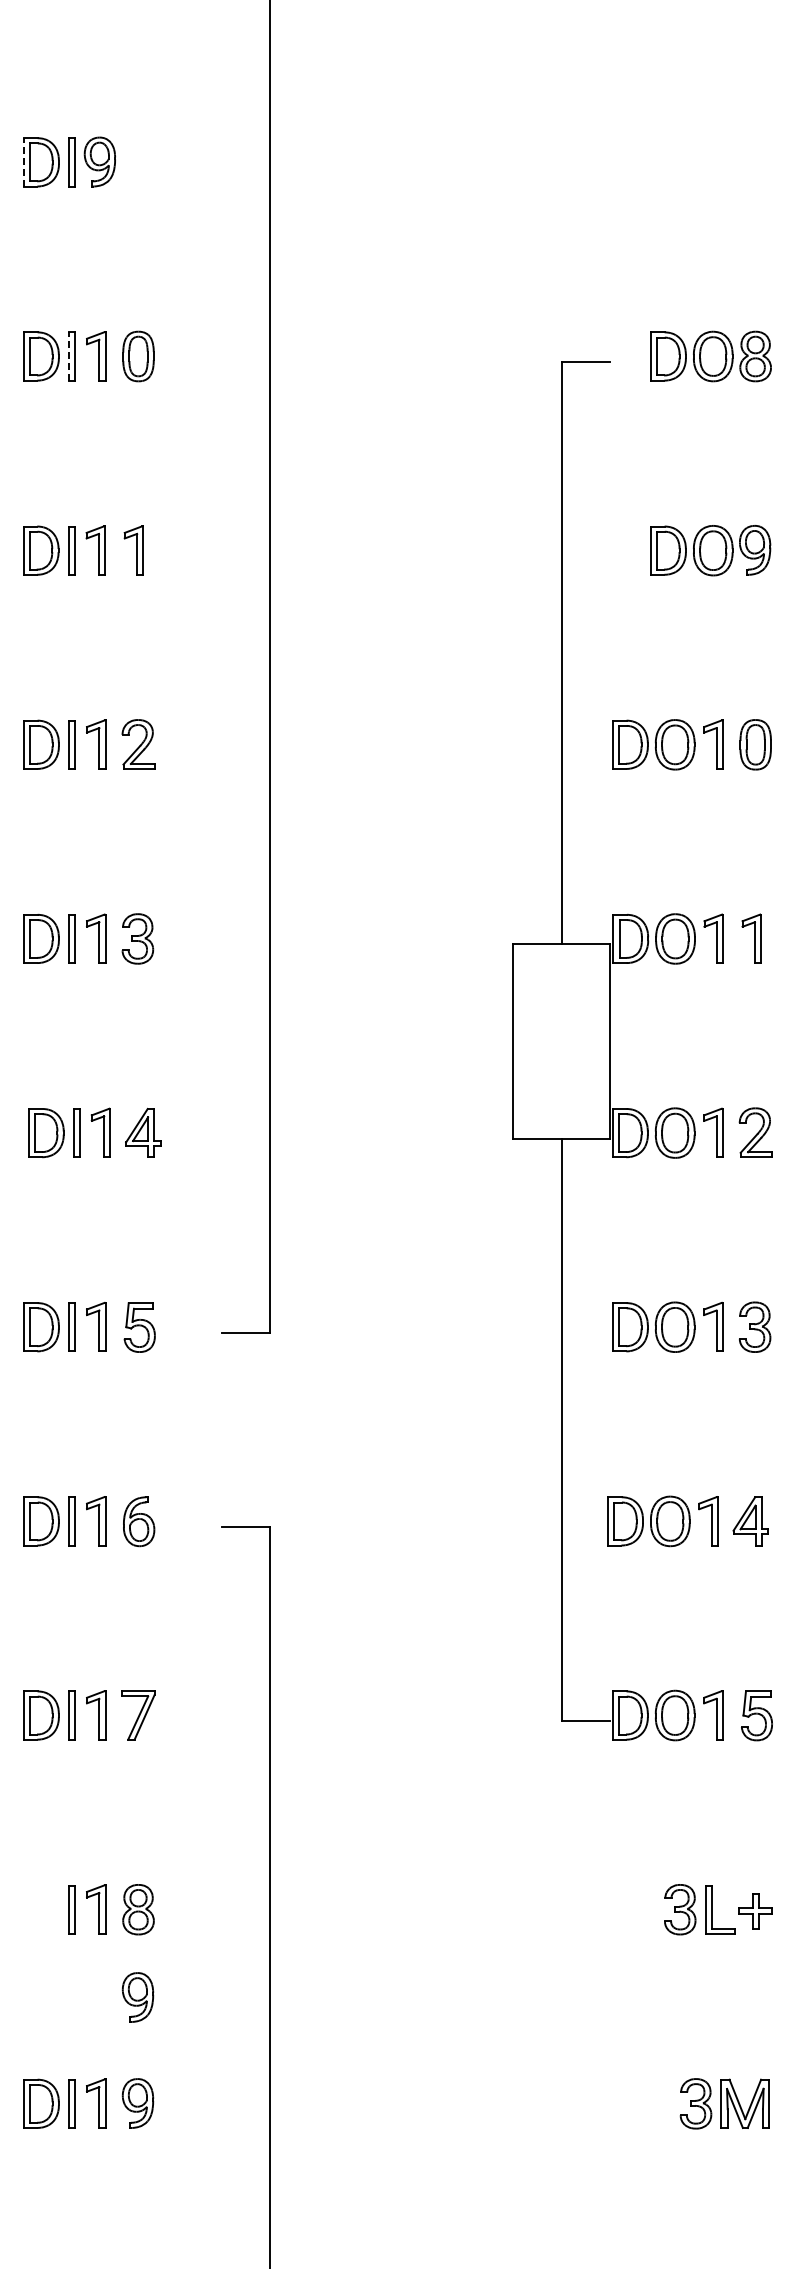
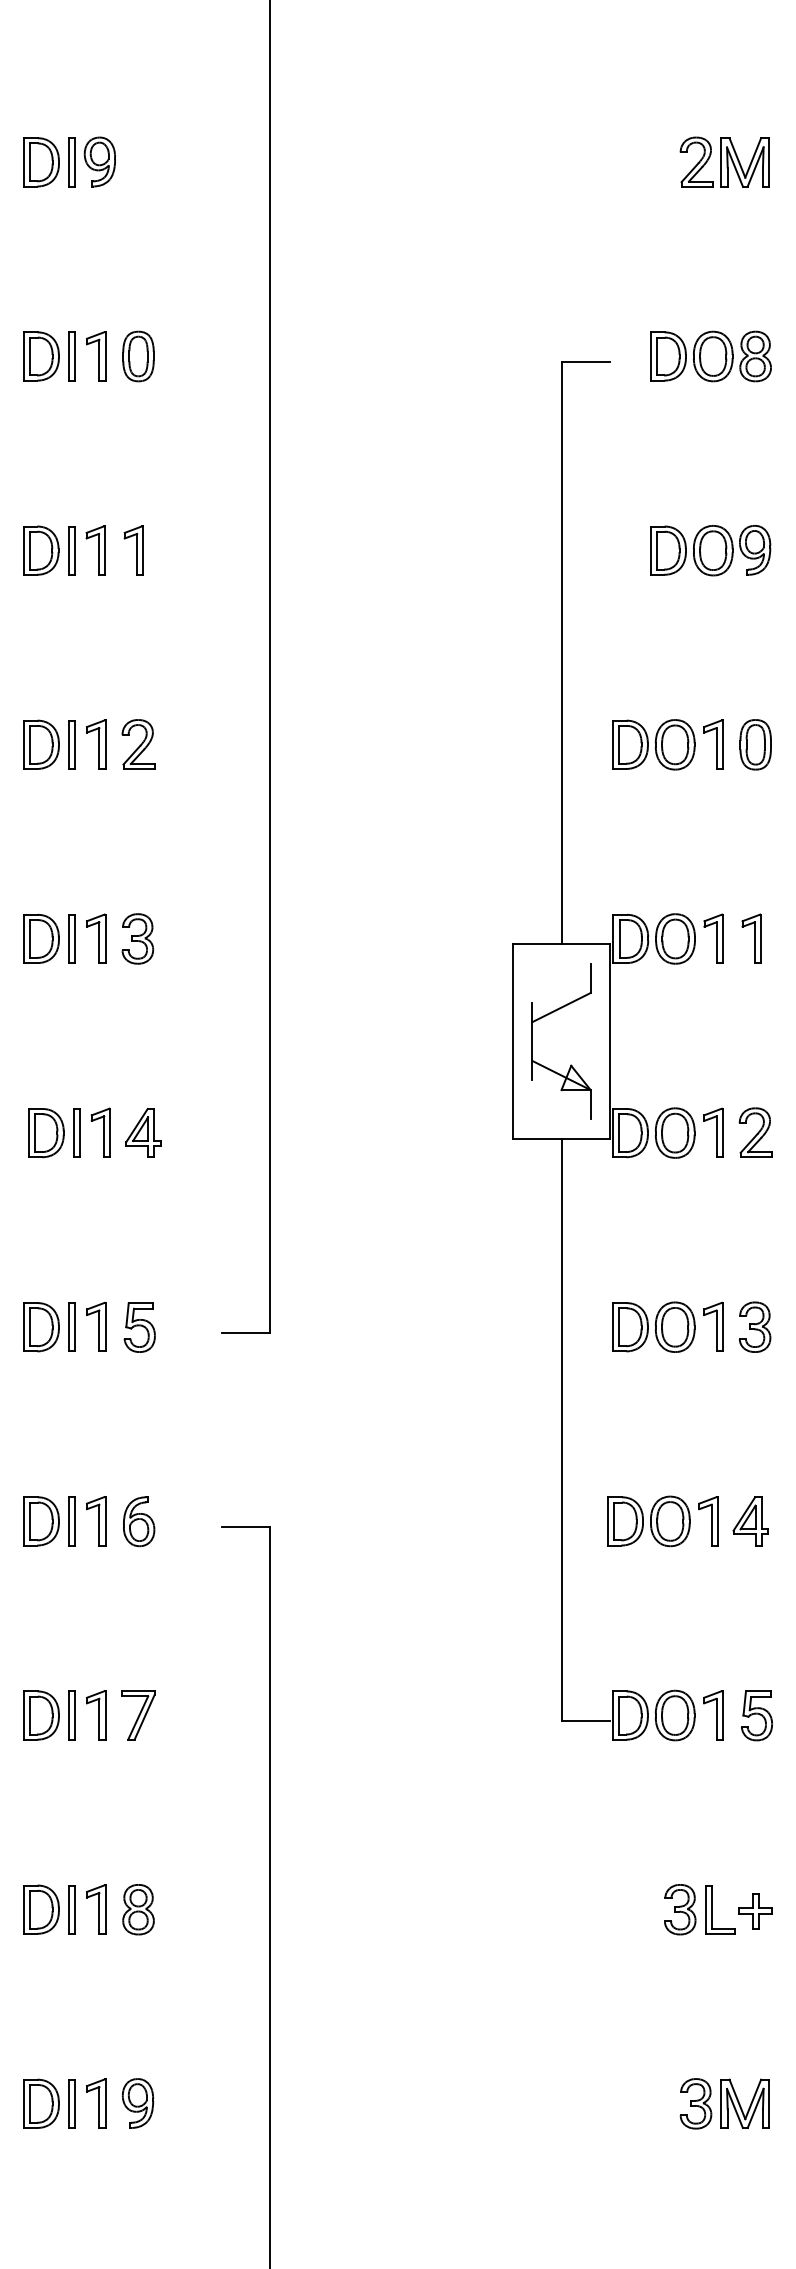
line: dashed -> solid (24, 161)
part: none -> present (724, 161)
line: dashed -> solid (68, 356)
part: none -> present (570, 1064)
part: none -> present (41, 1909)
part: present -> none (137, 1997)
